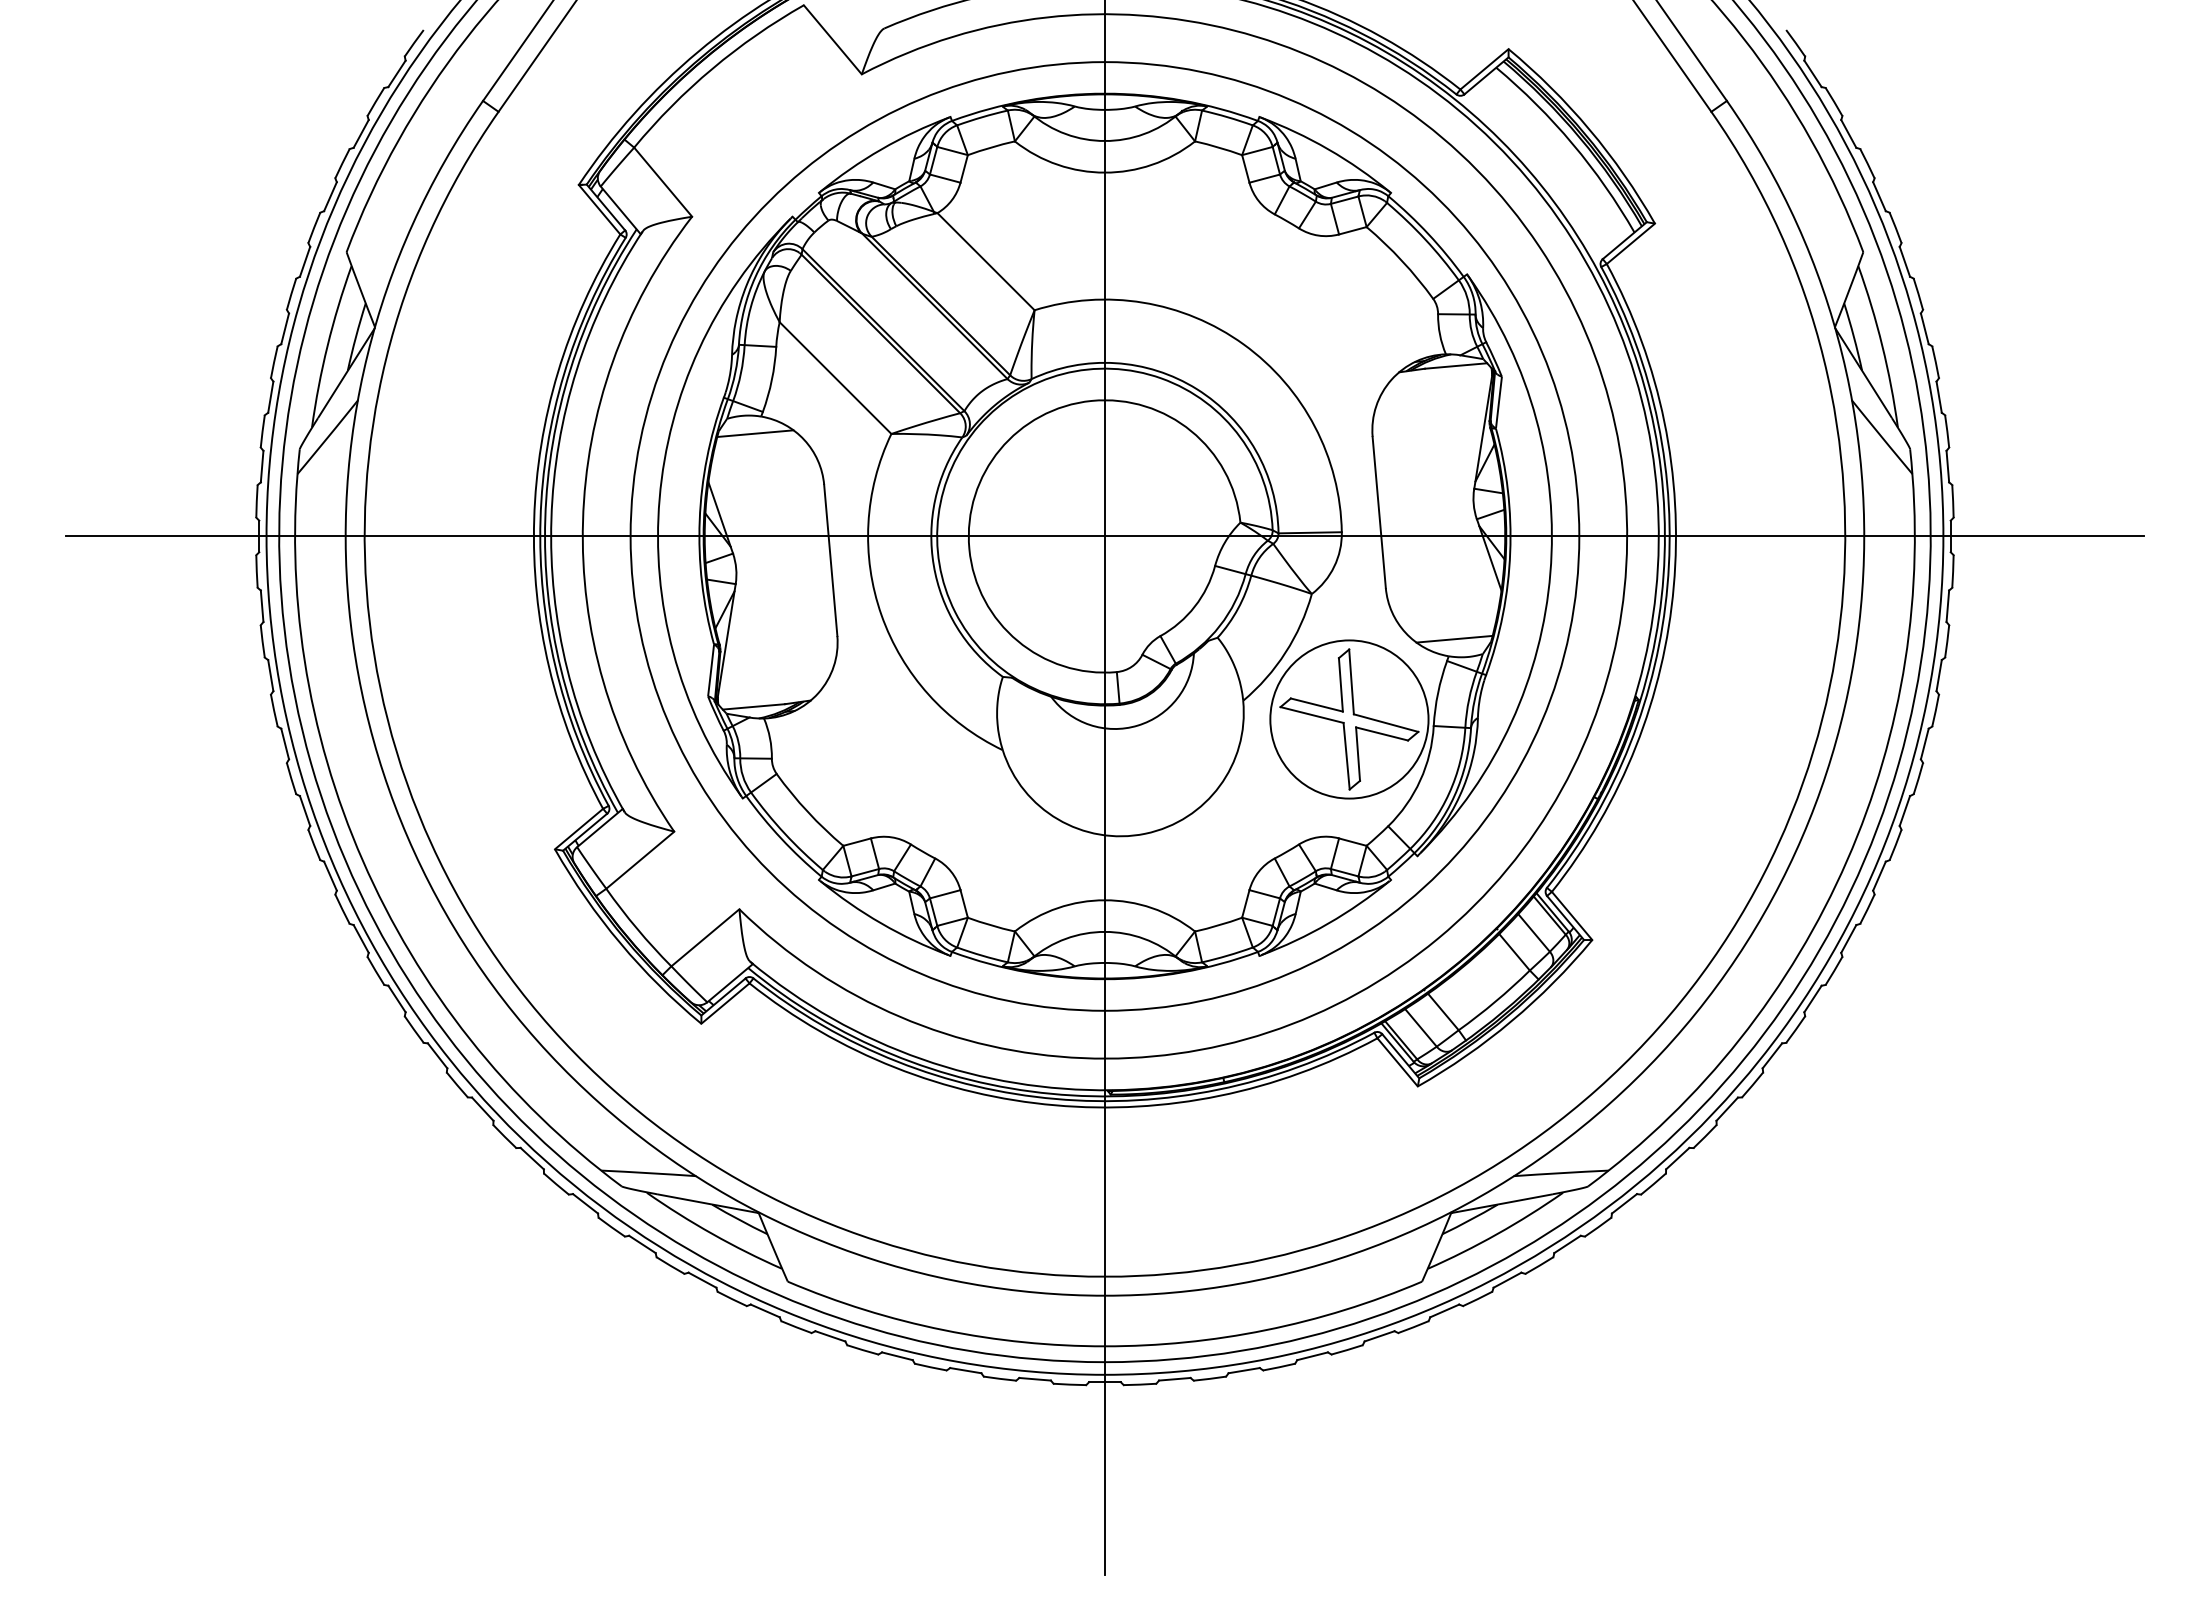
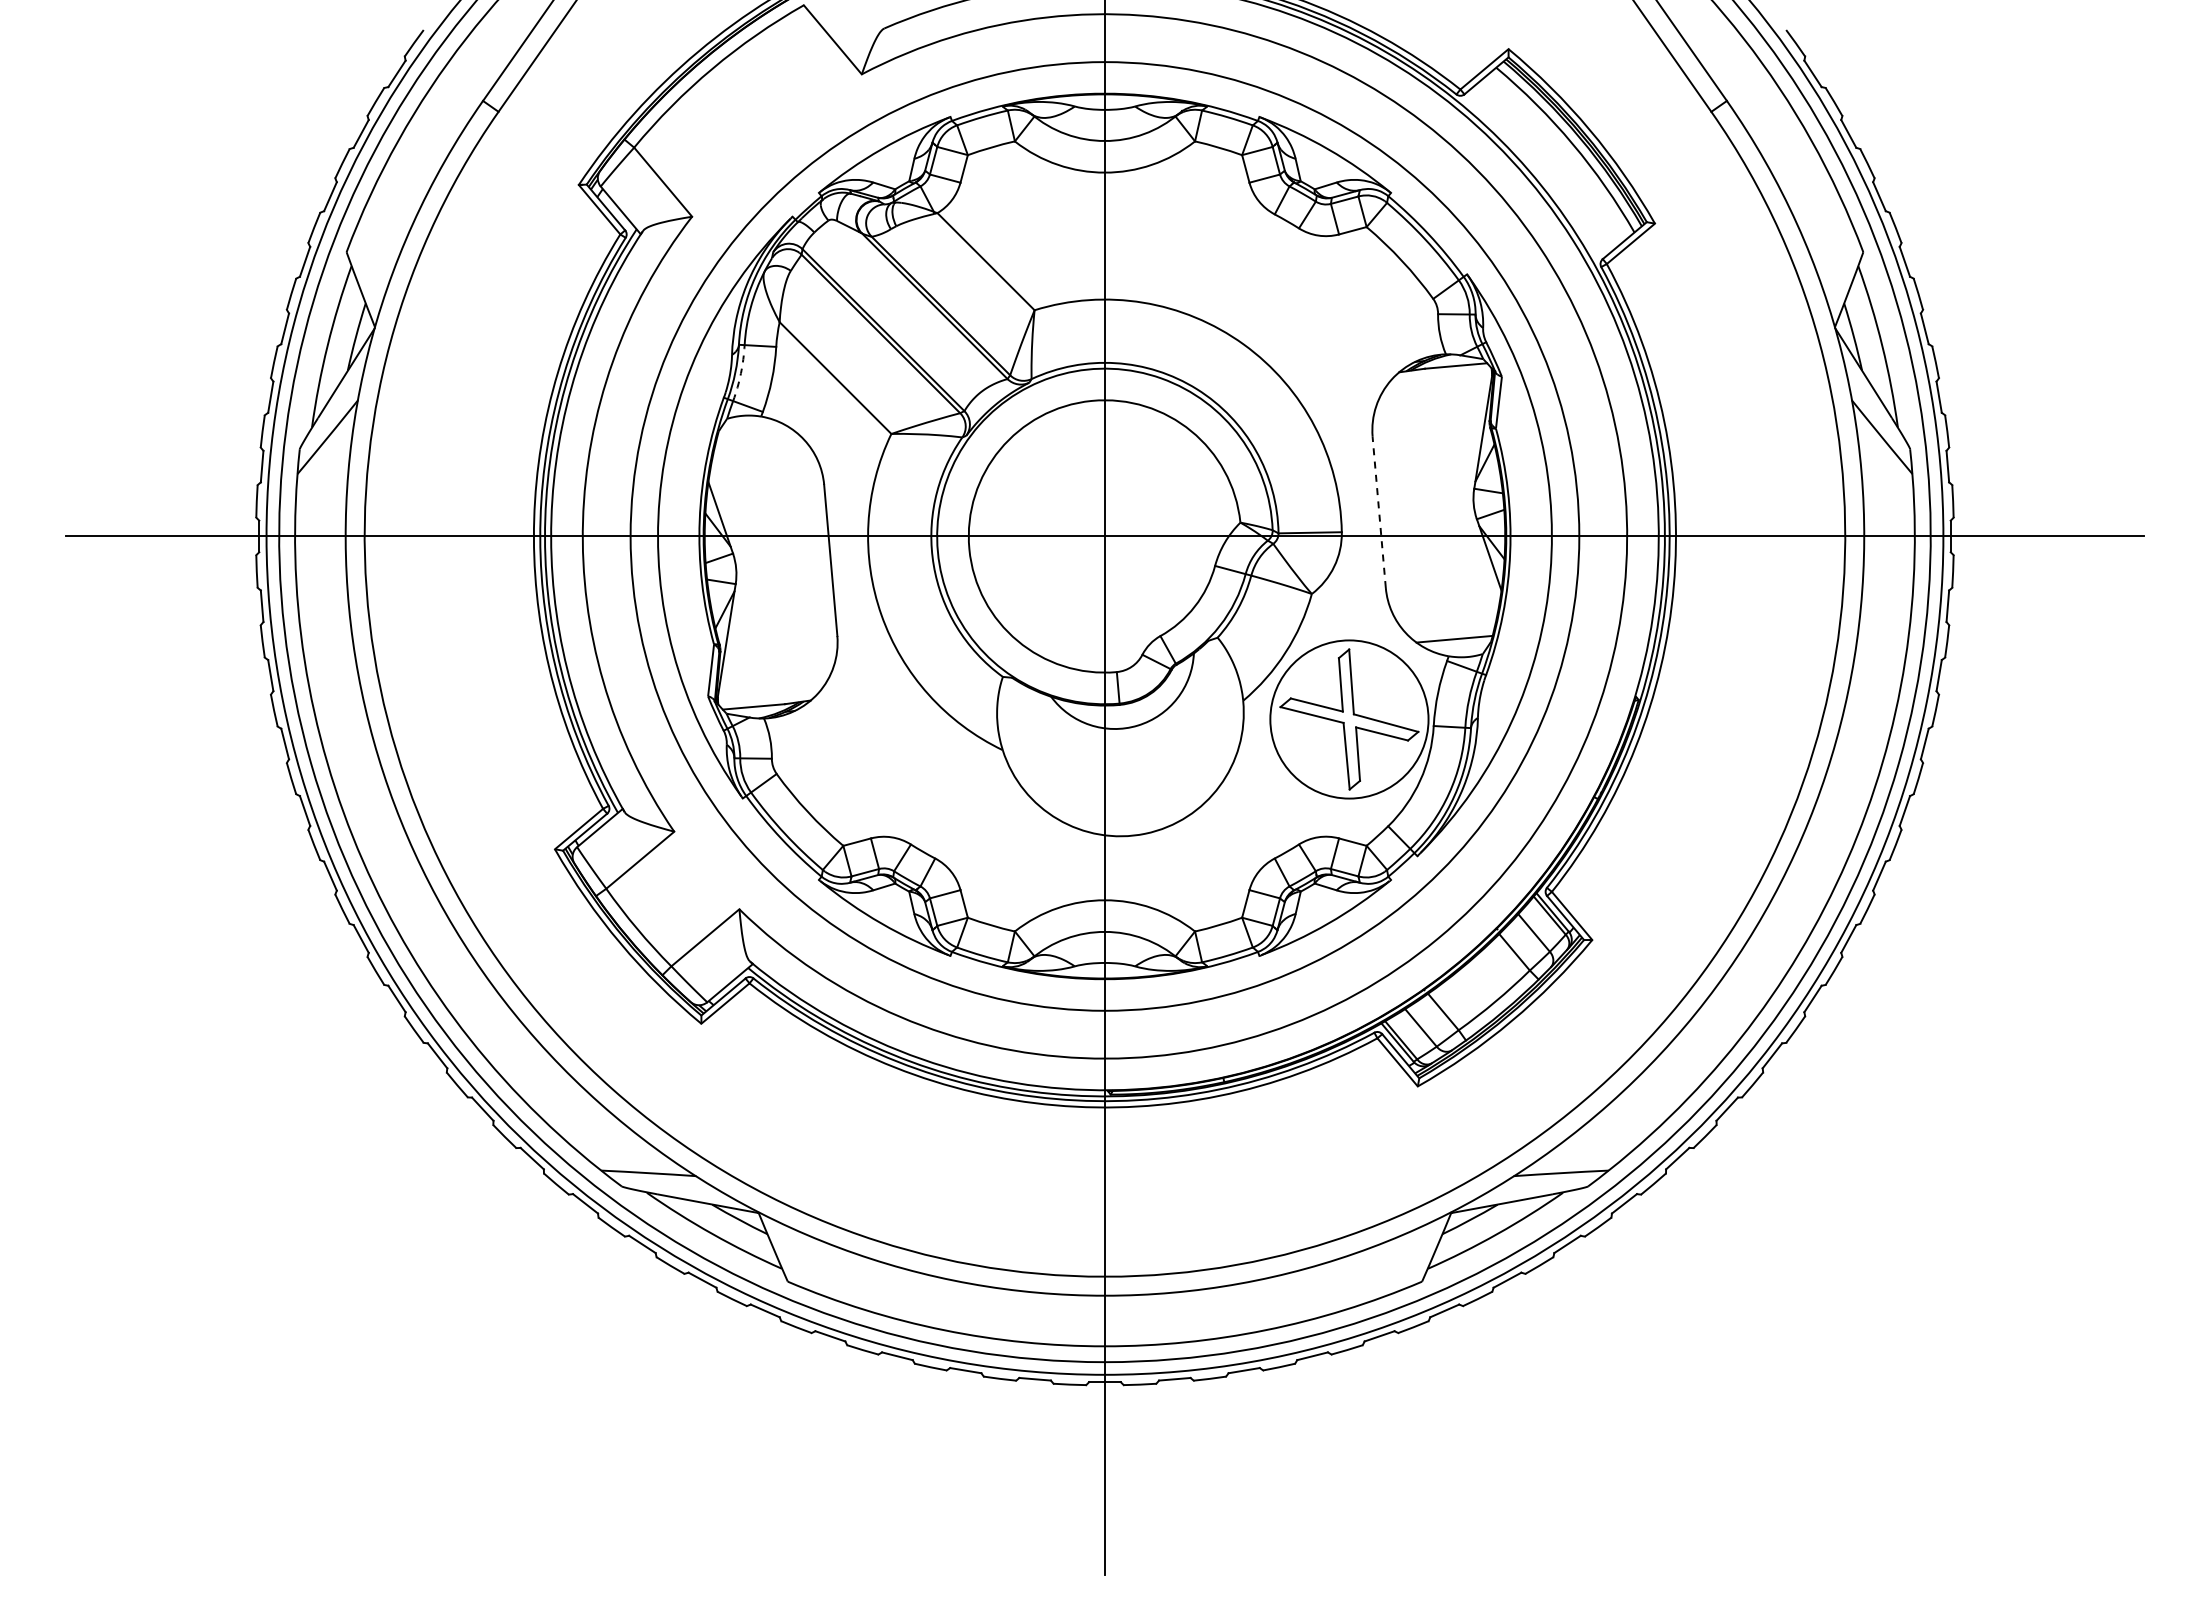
arc: solid -> dashed (740, 373)
line: present -> none (755, 433)
line: solid -> dashed (1379, 512)
